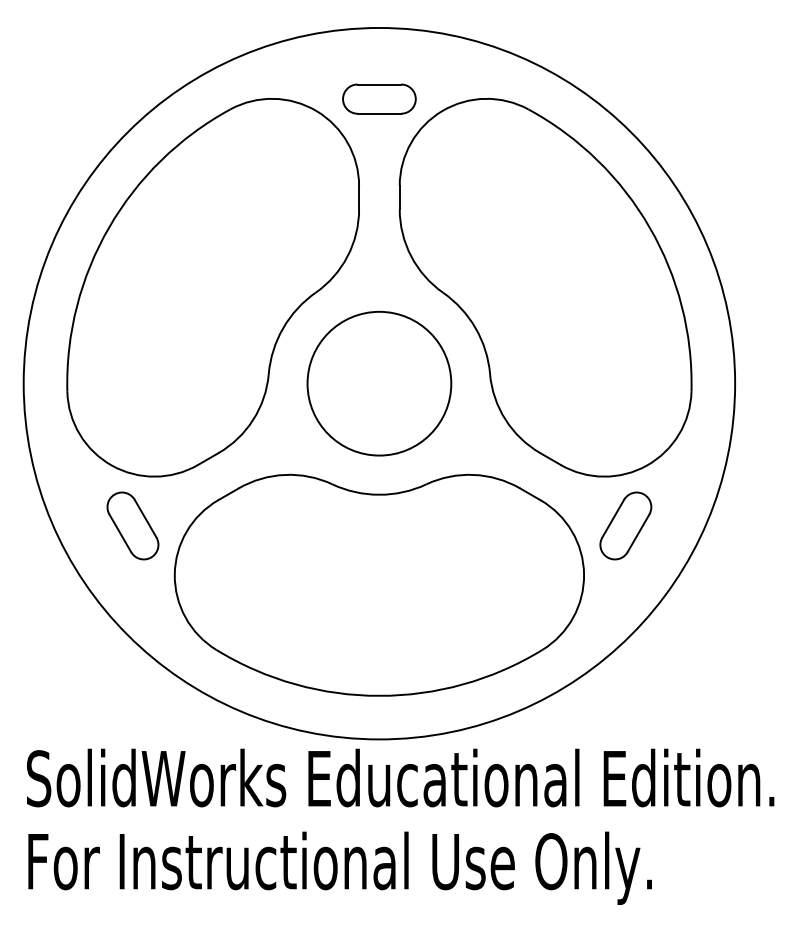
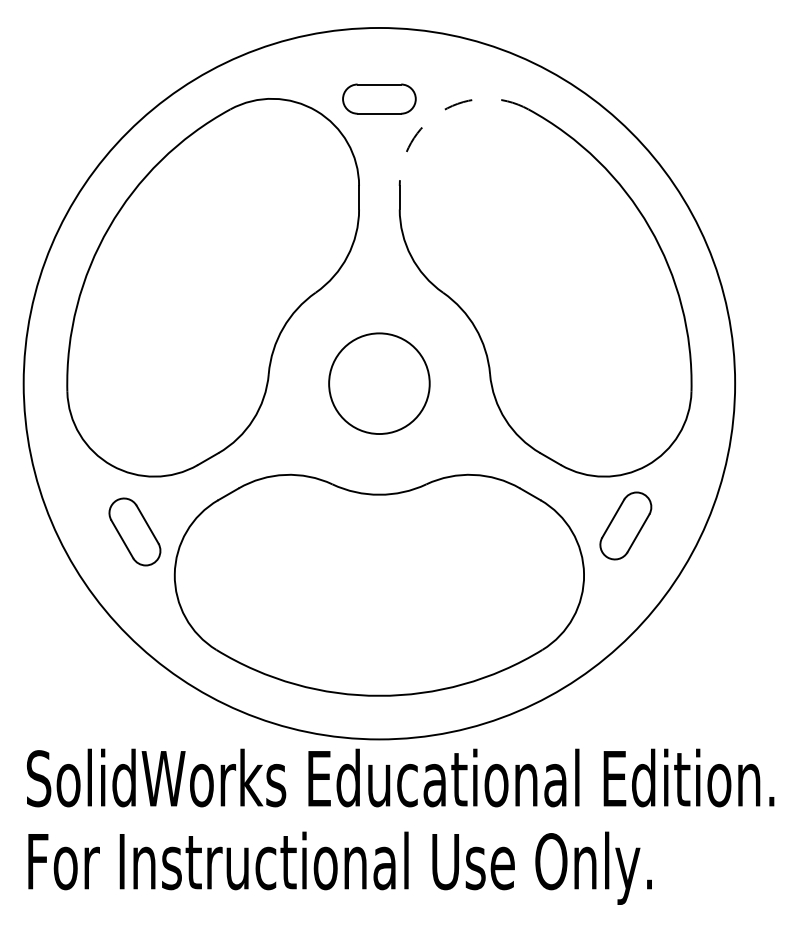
arc: solid -> dashed (442, 111)
circle diameter: 144 px -> 101 px (379, 383)
part position: (132, 525) -> (134, 531) (134, 531)
